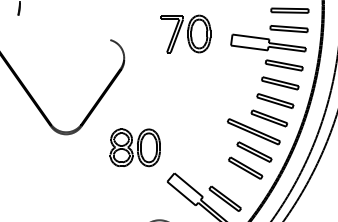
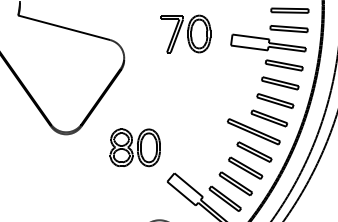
line: none -> present (64, 27)
part: none -> present (235, 183)
